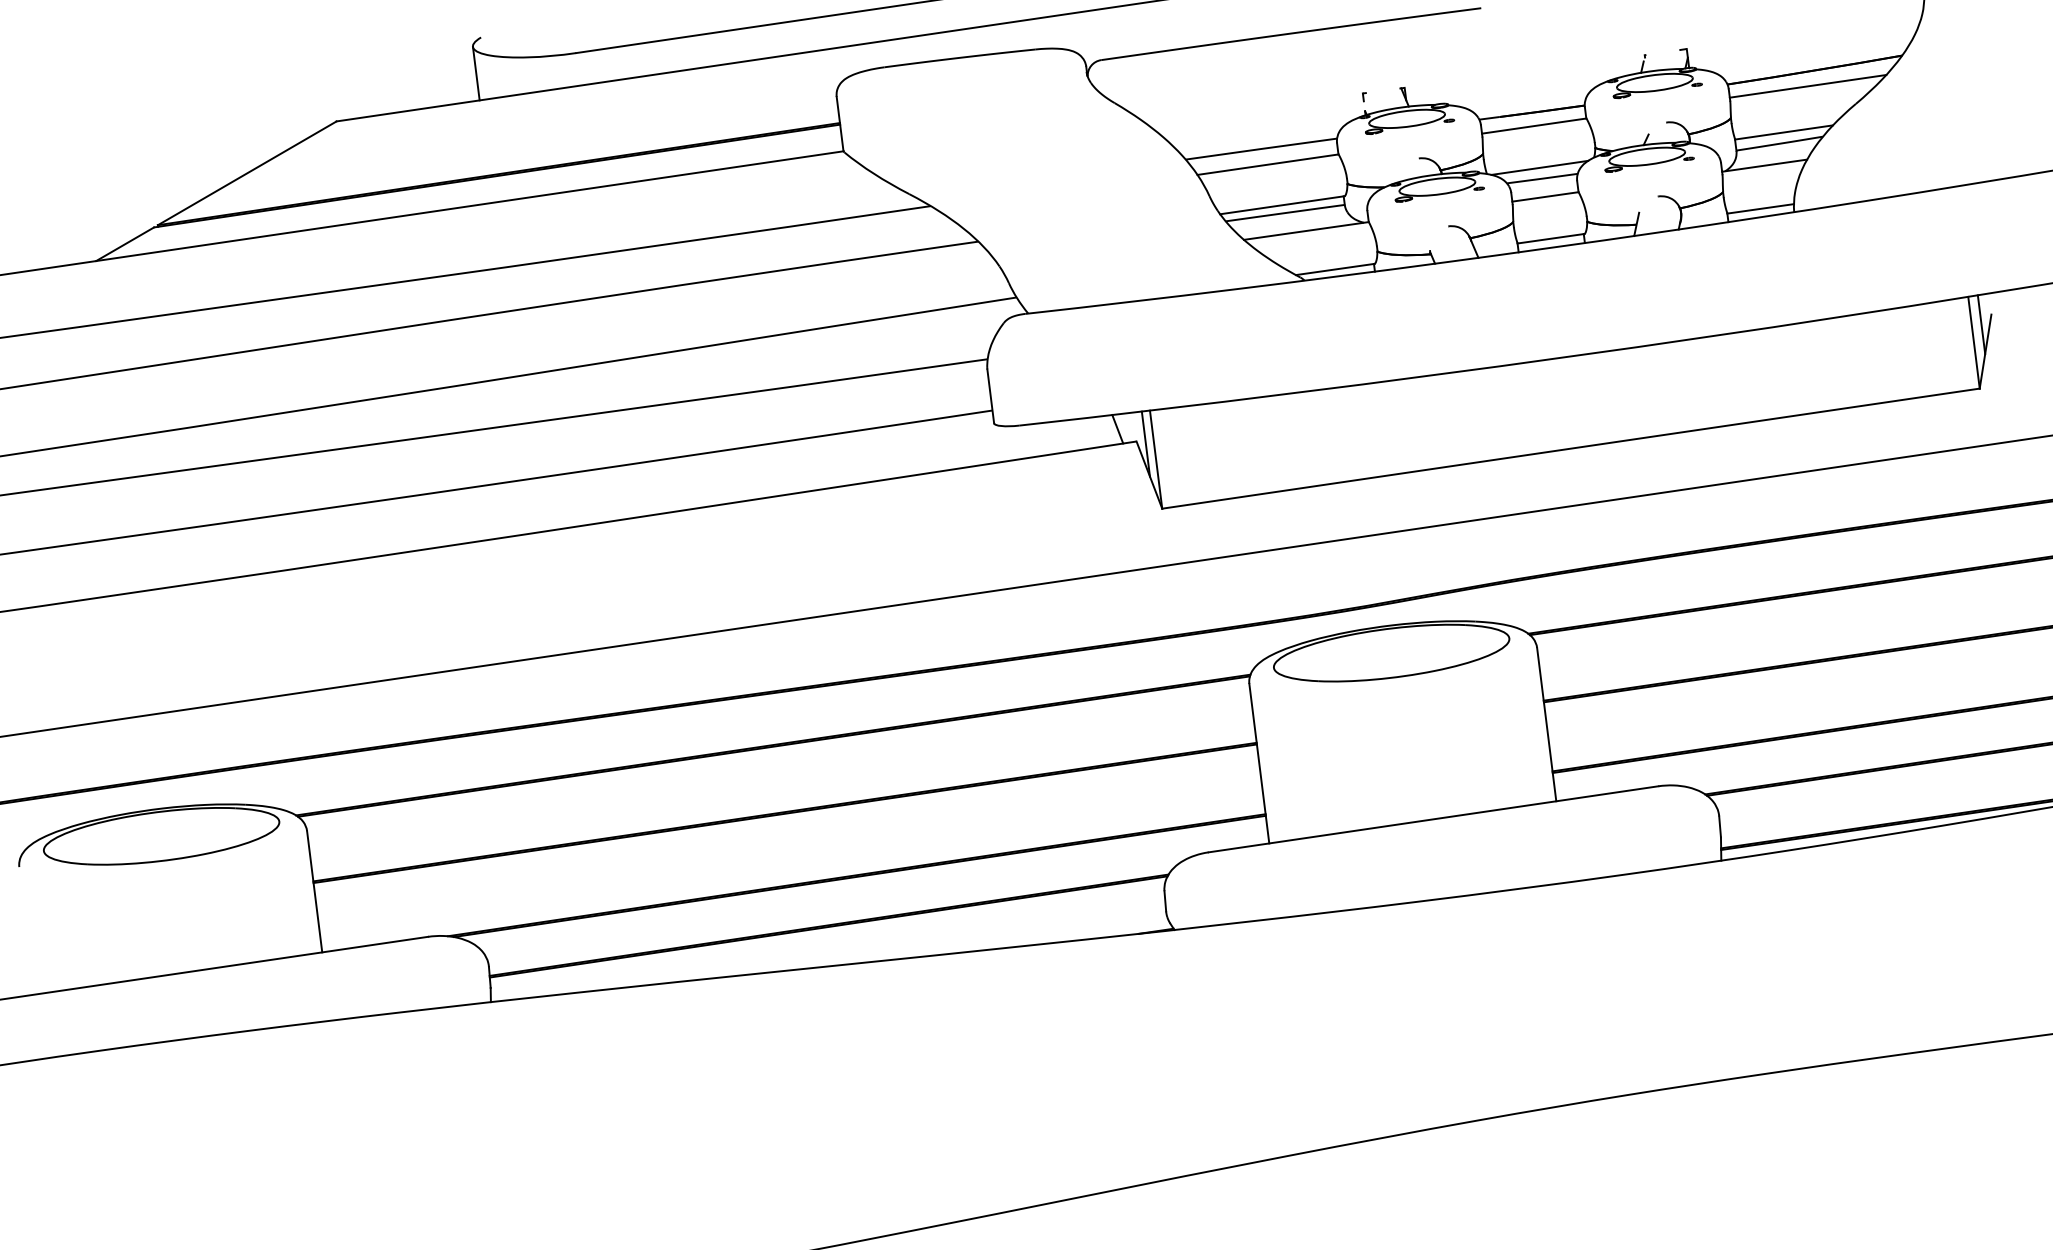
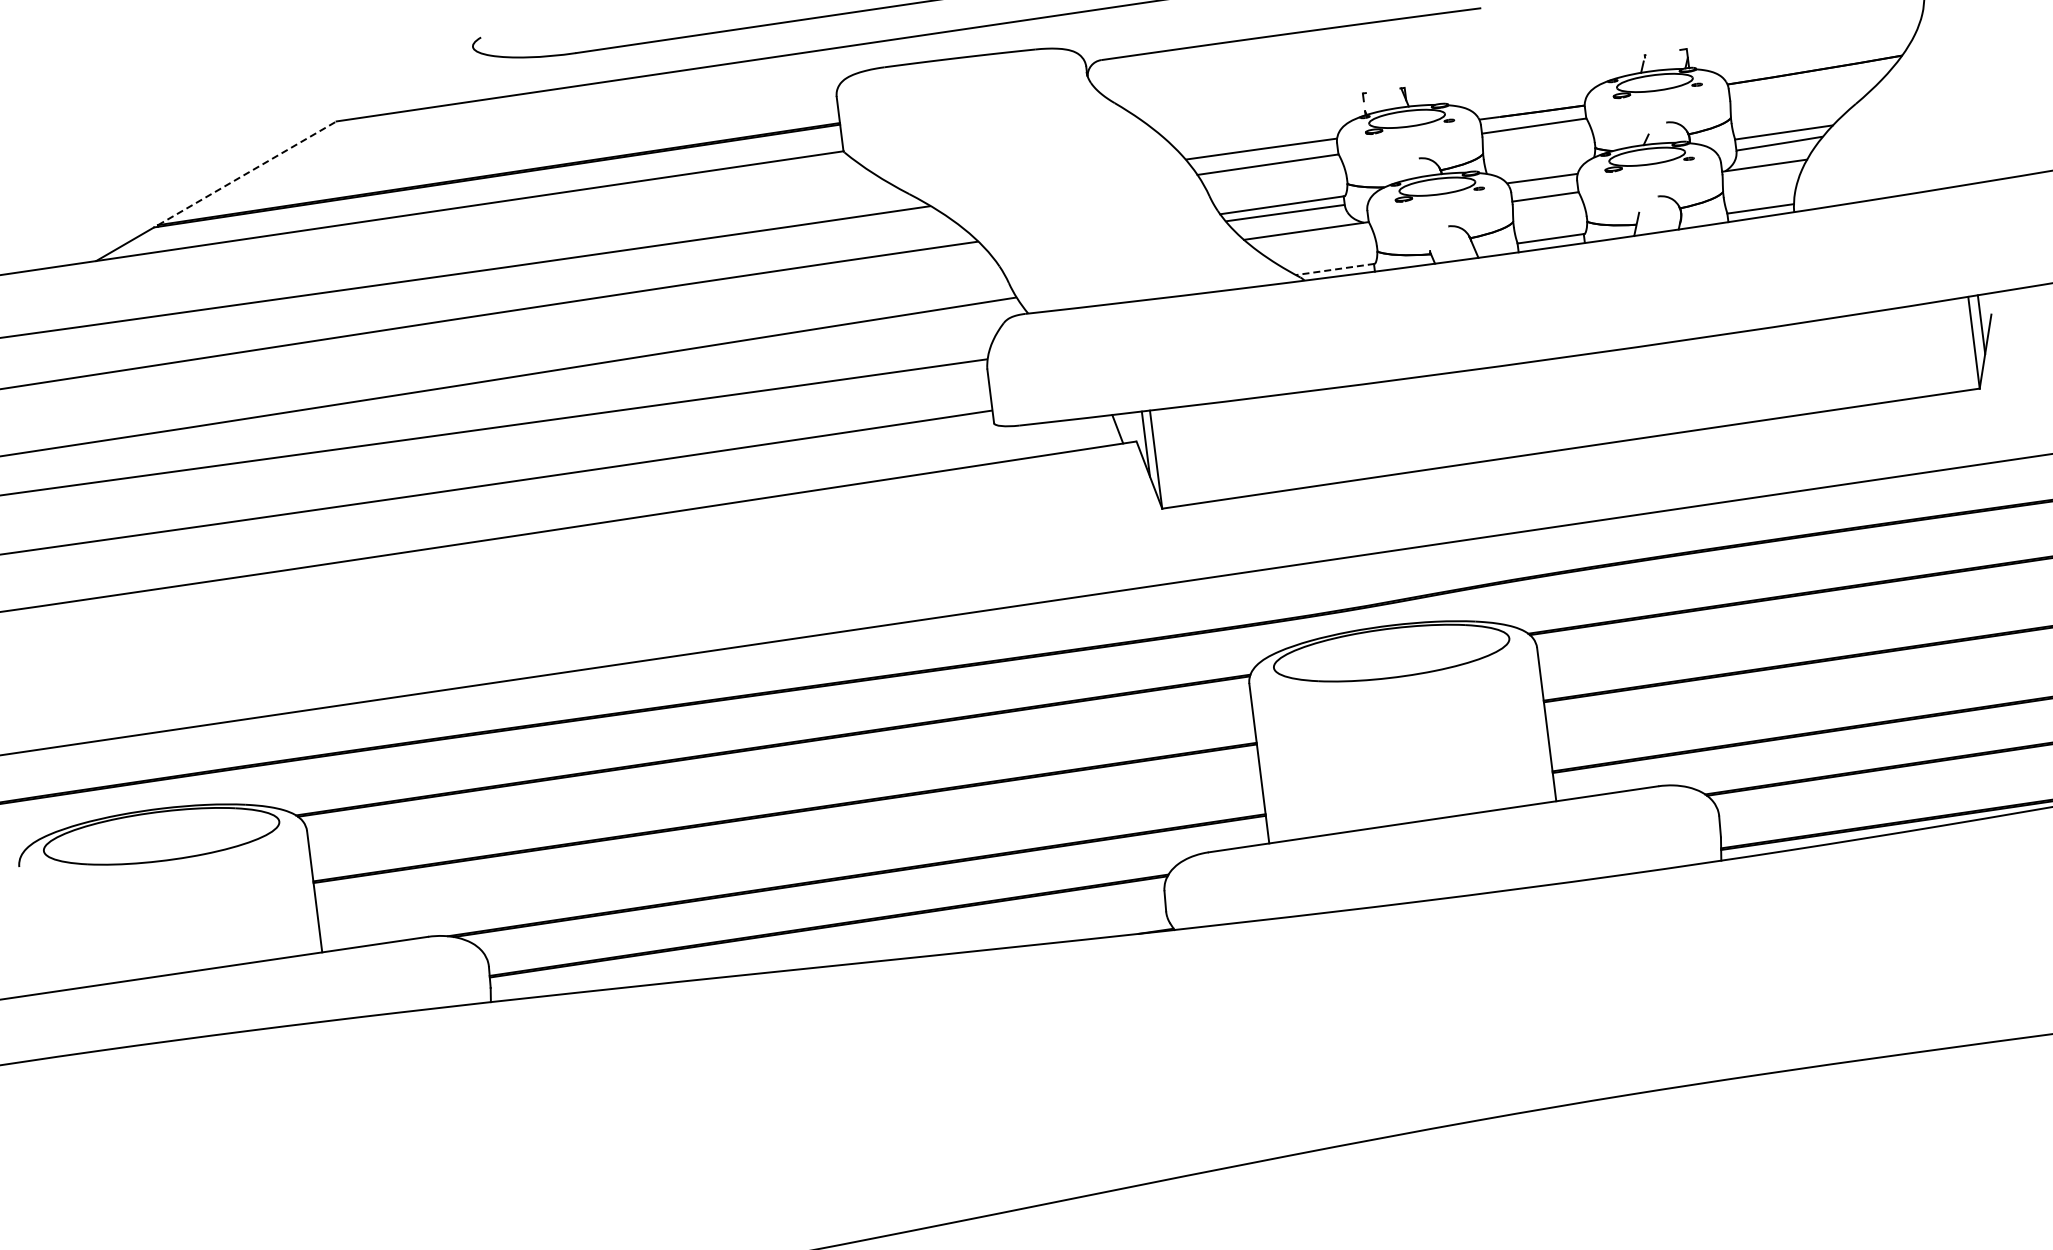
line: present -> none (475, 73)
line: present -> none (1807, 86)
line: present -> none (1539, 167)
line: solid -> dashed (247, 173)
line: solid -> dashed (1335, 269)
line position: (1025, 585) -> (1025, 604) (1025, 604)
